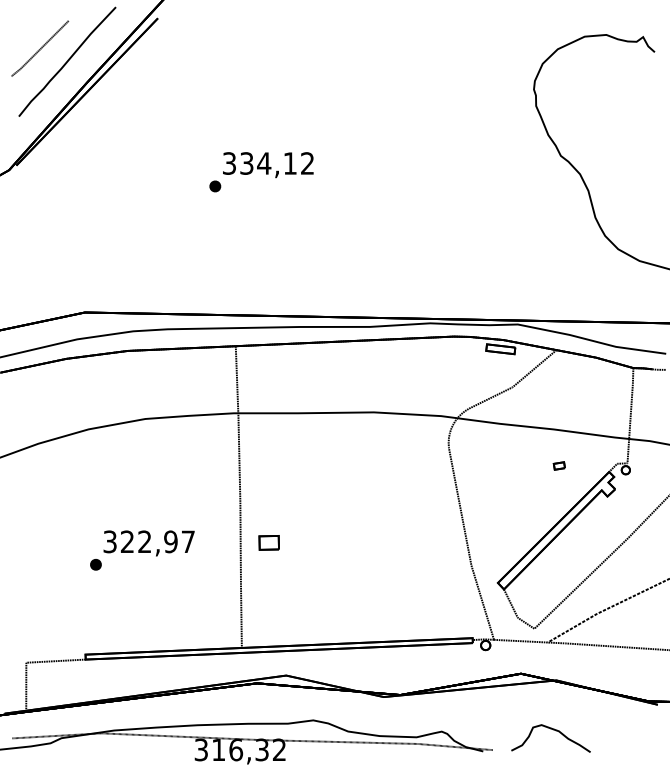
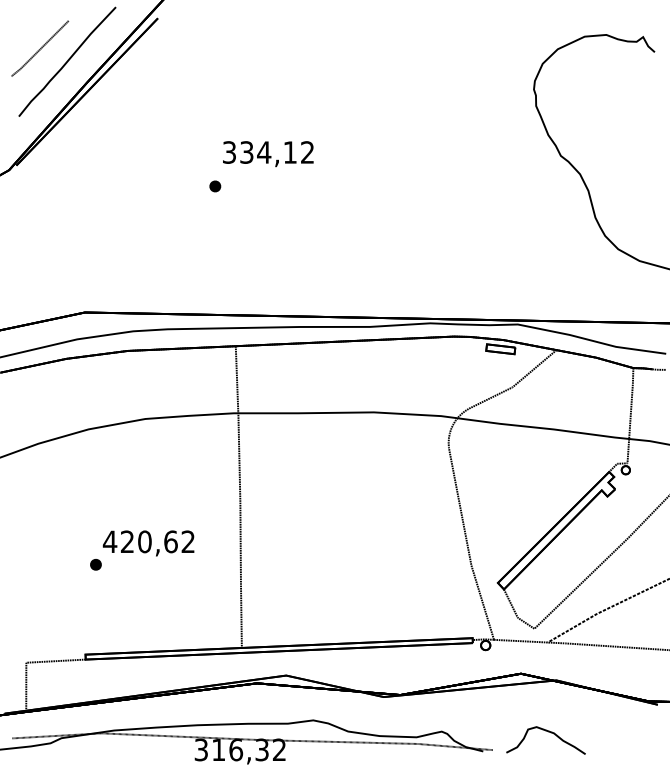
text position: (268, 165) -> (268, 154) (268, 154)
part: present -> none (558, 465)
text: 322,97 -> 420,62 (148, 541)
part: present -> none (268, 542)
curve position: (553, 730) -> (548, 732) (548, 732)
